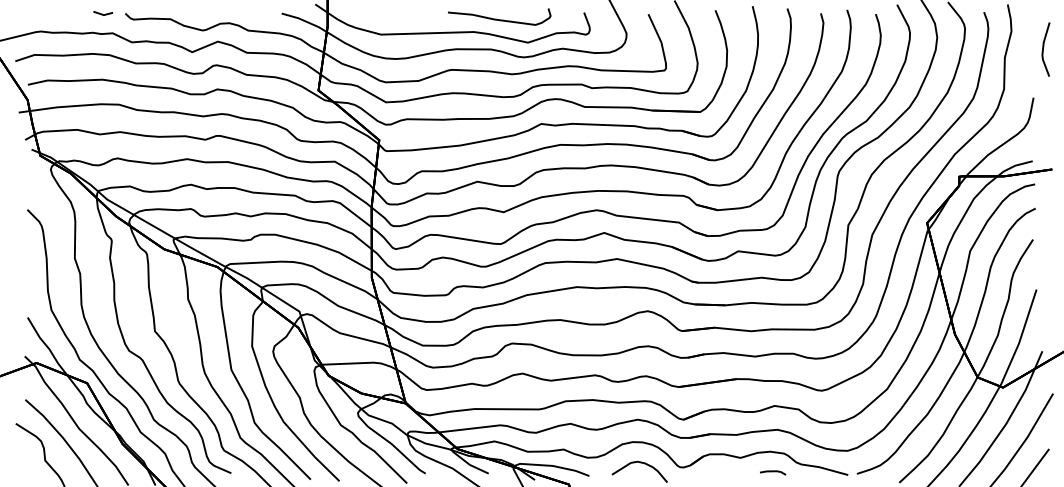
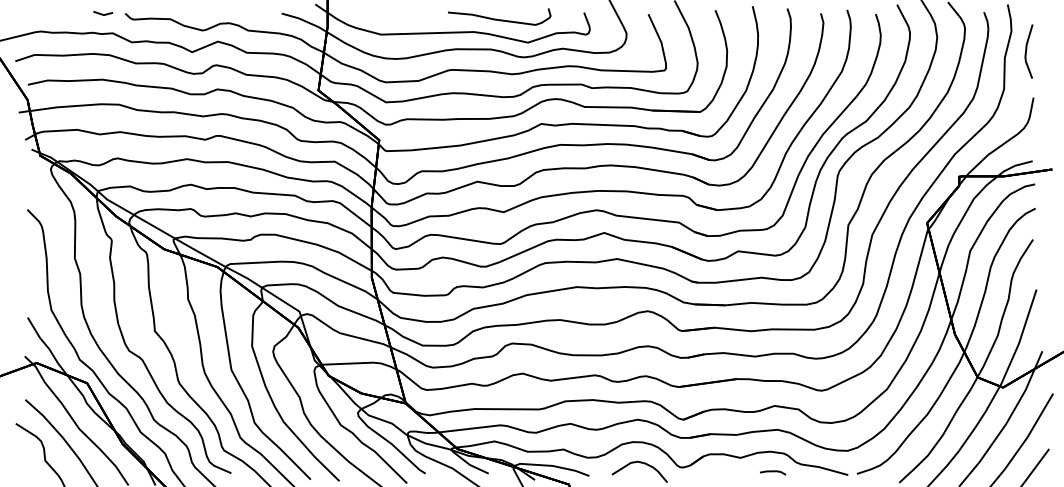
line position: (1043, 49) -> (1026, 51) (1026, 51)
